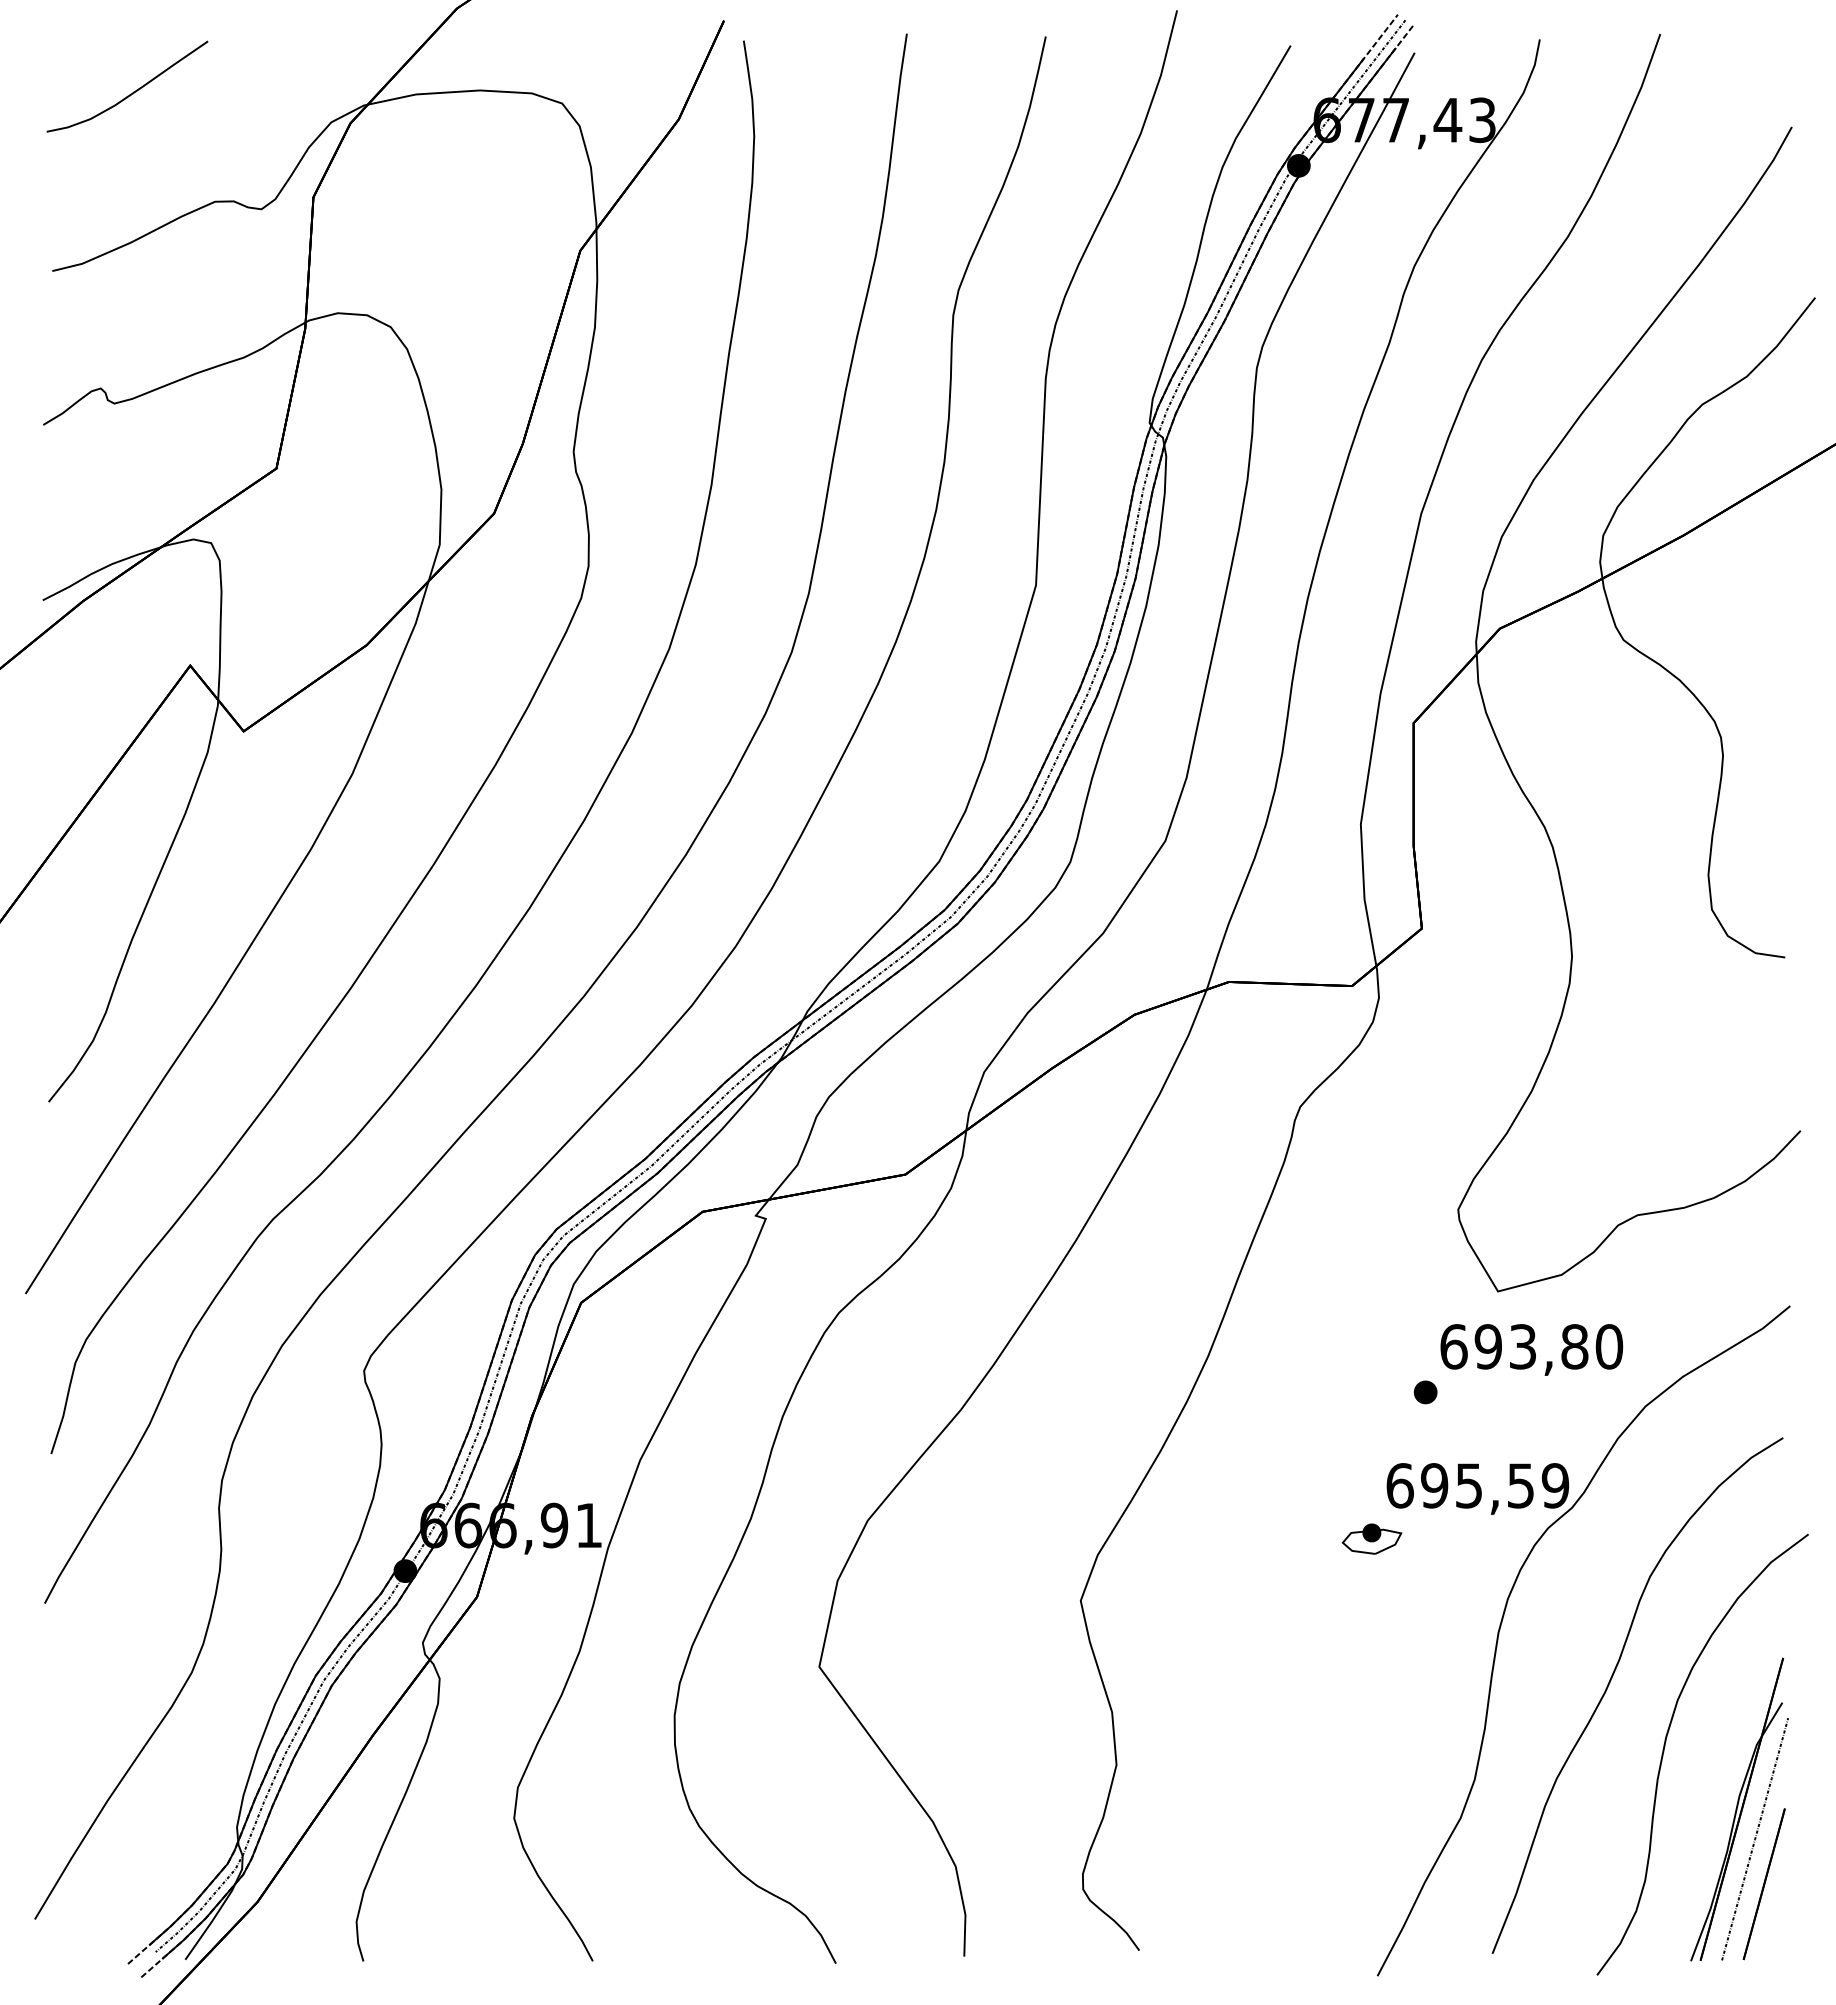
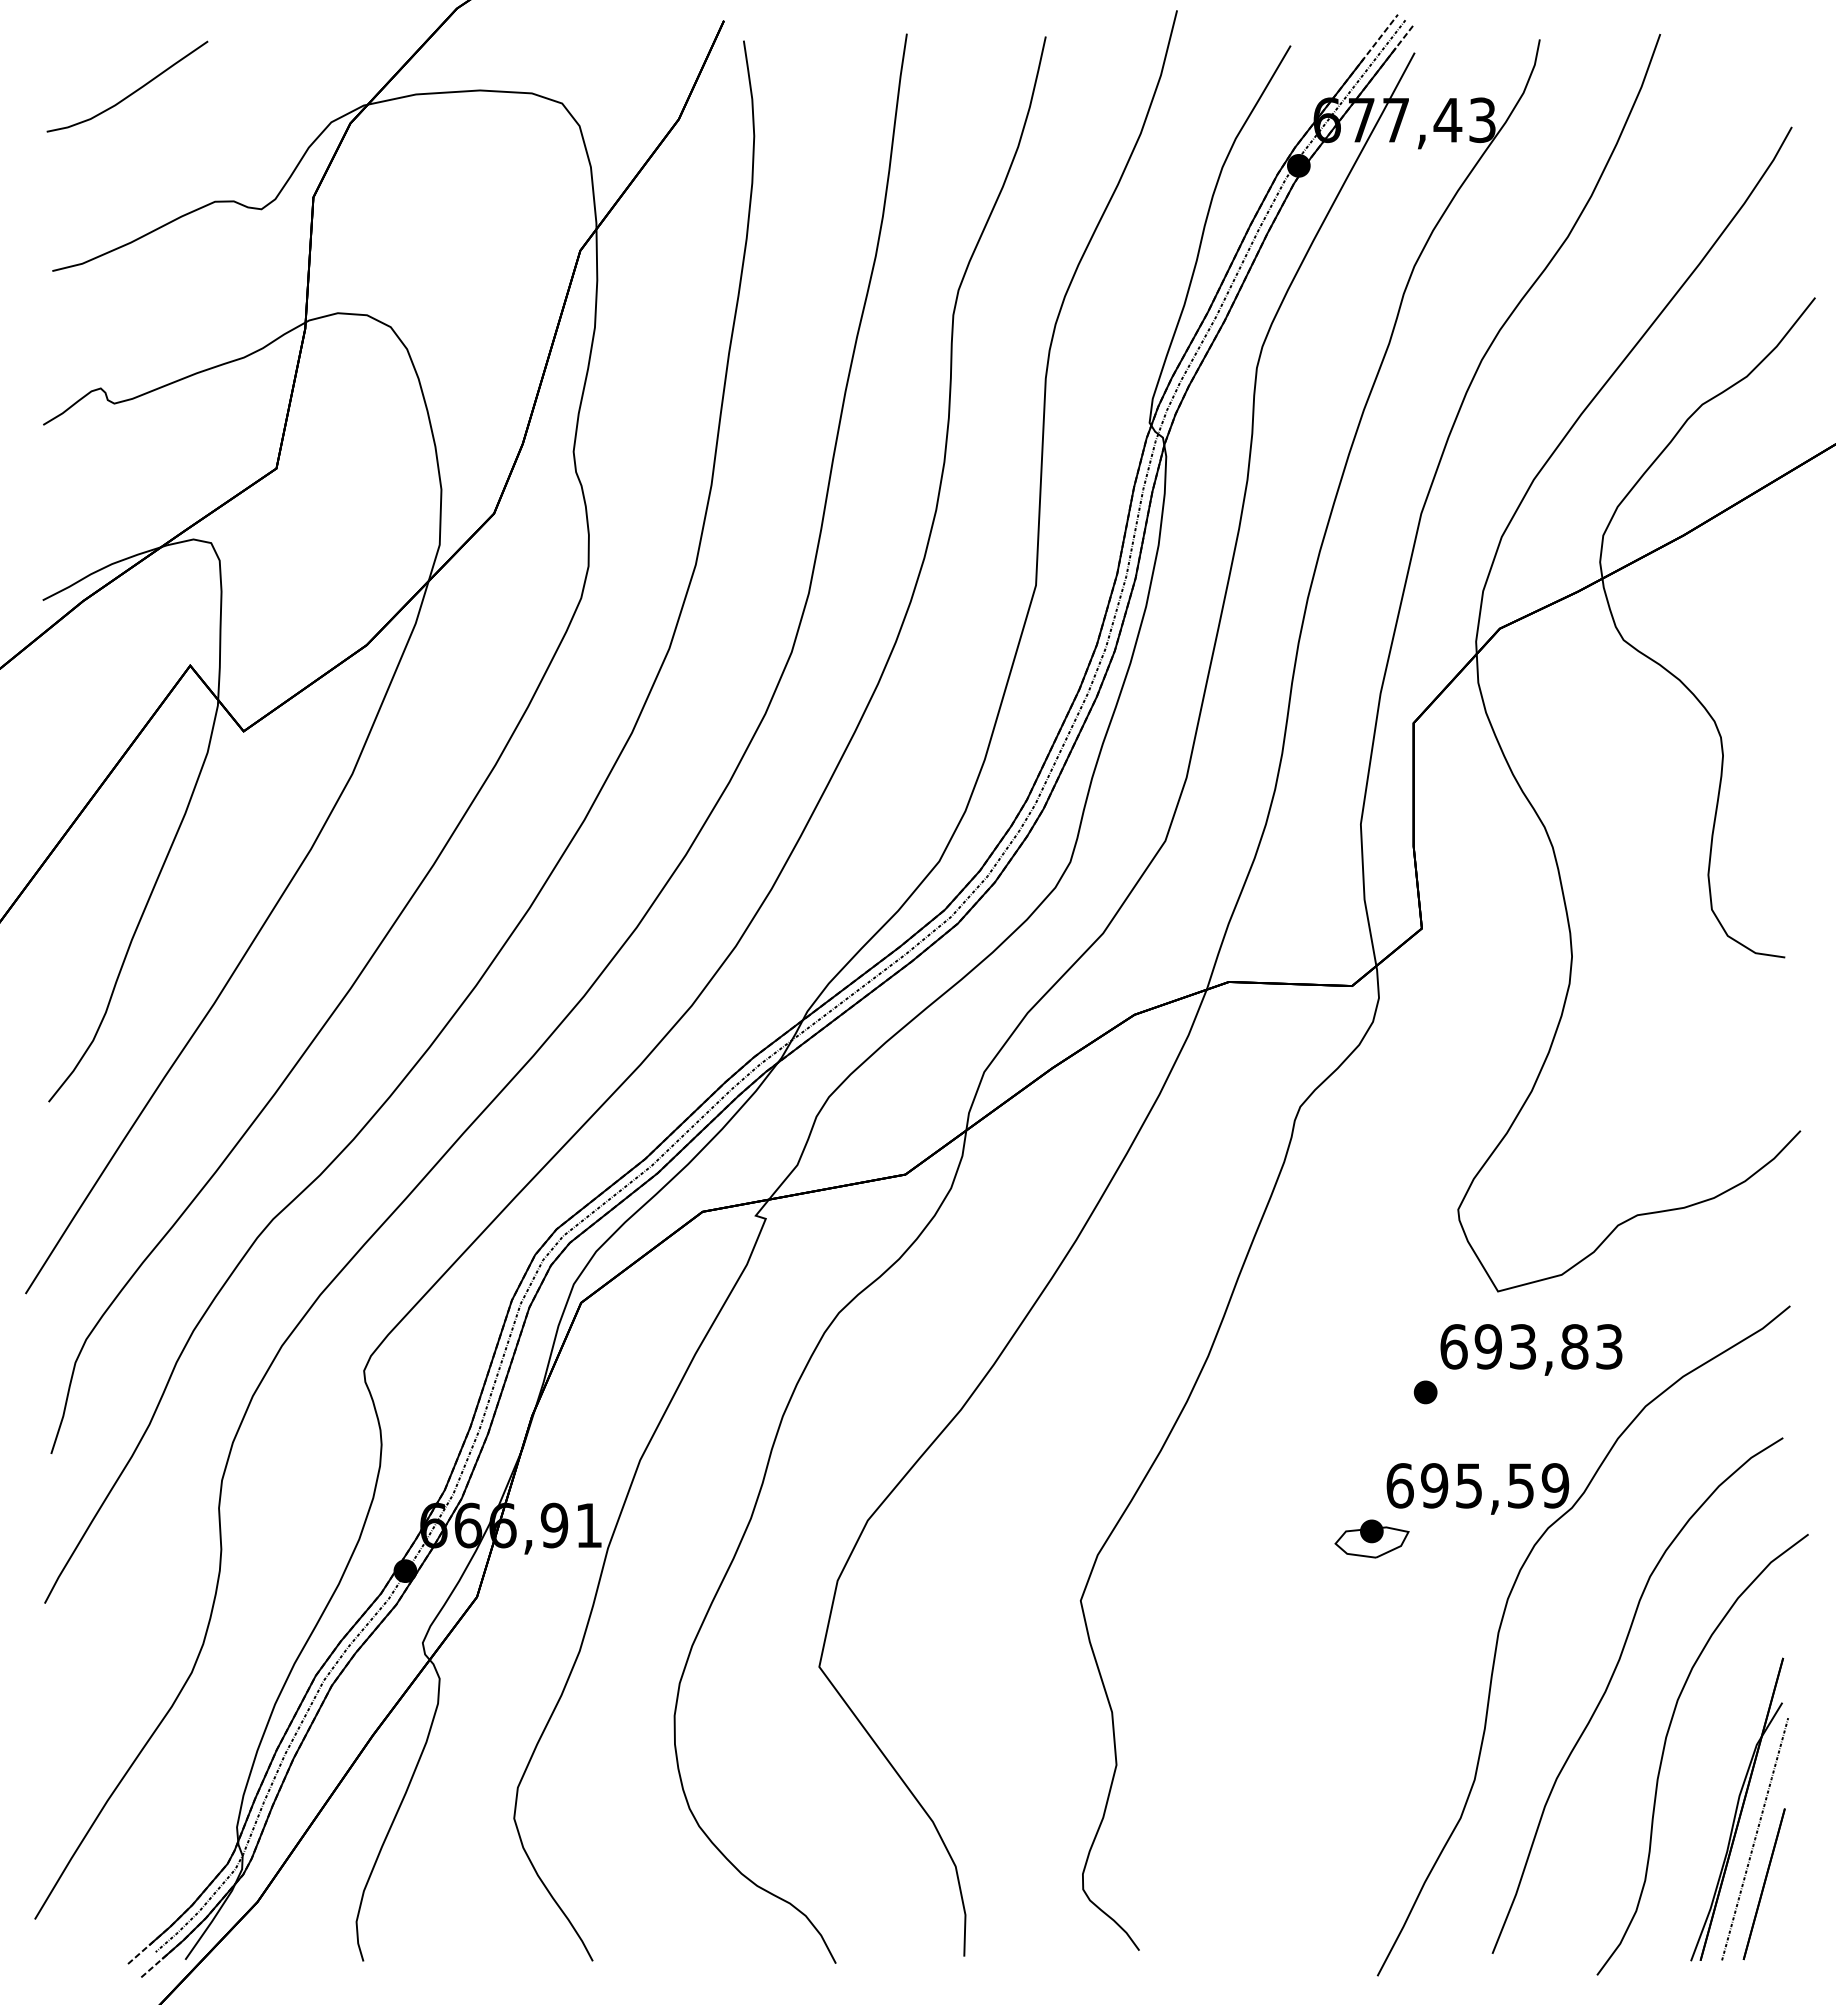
text: 693,80 -> 693,83 (1609, 1346)
part size: 62x32 px -> 76x40 px (1371, 1538)
